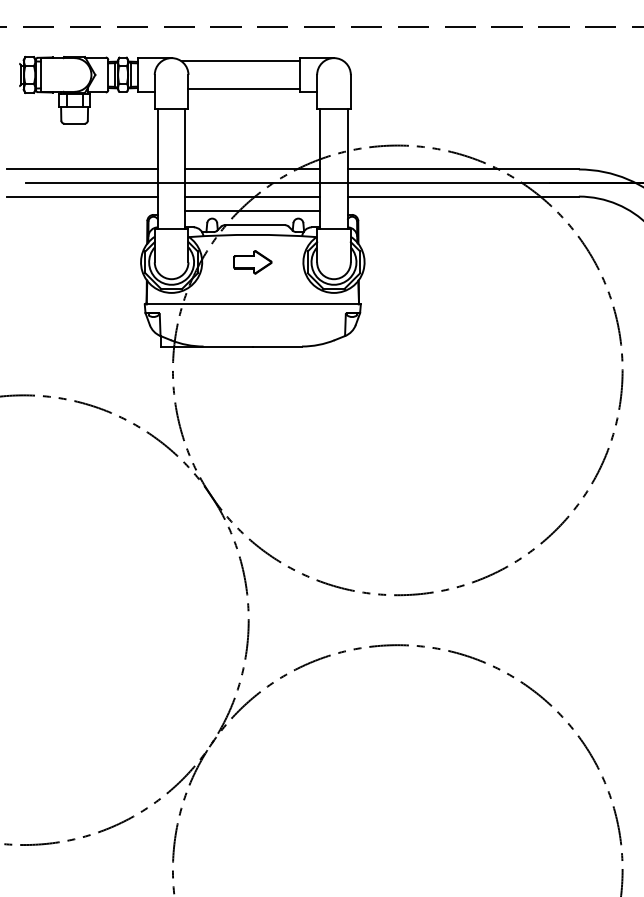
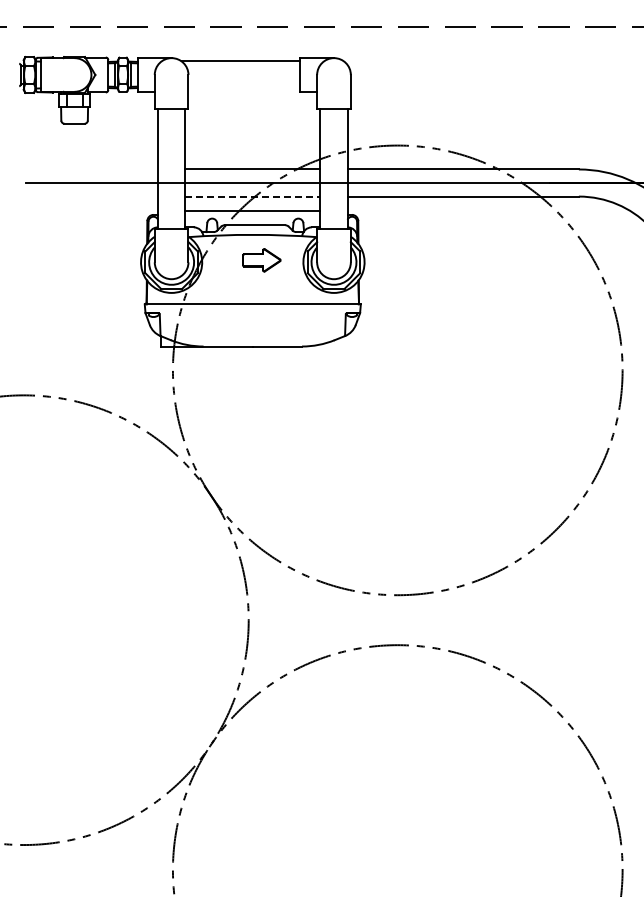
line: present -> none (244, 88)
line: present -> none (82, 169)
line: present -> none (82, 196)
line: solid -> dashed (252, 196)
part position: (252, 262) -> (261, 260) (261, 260)
